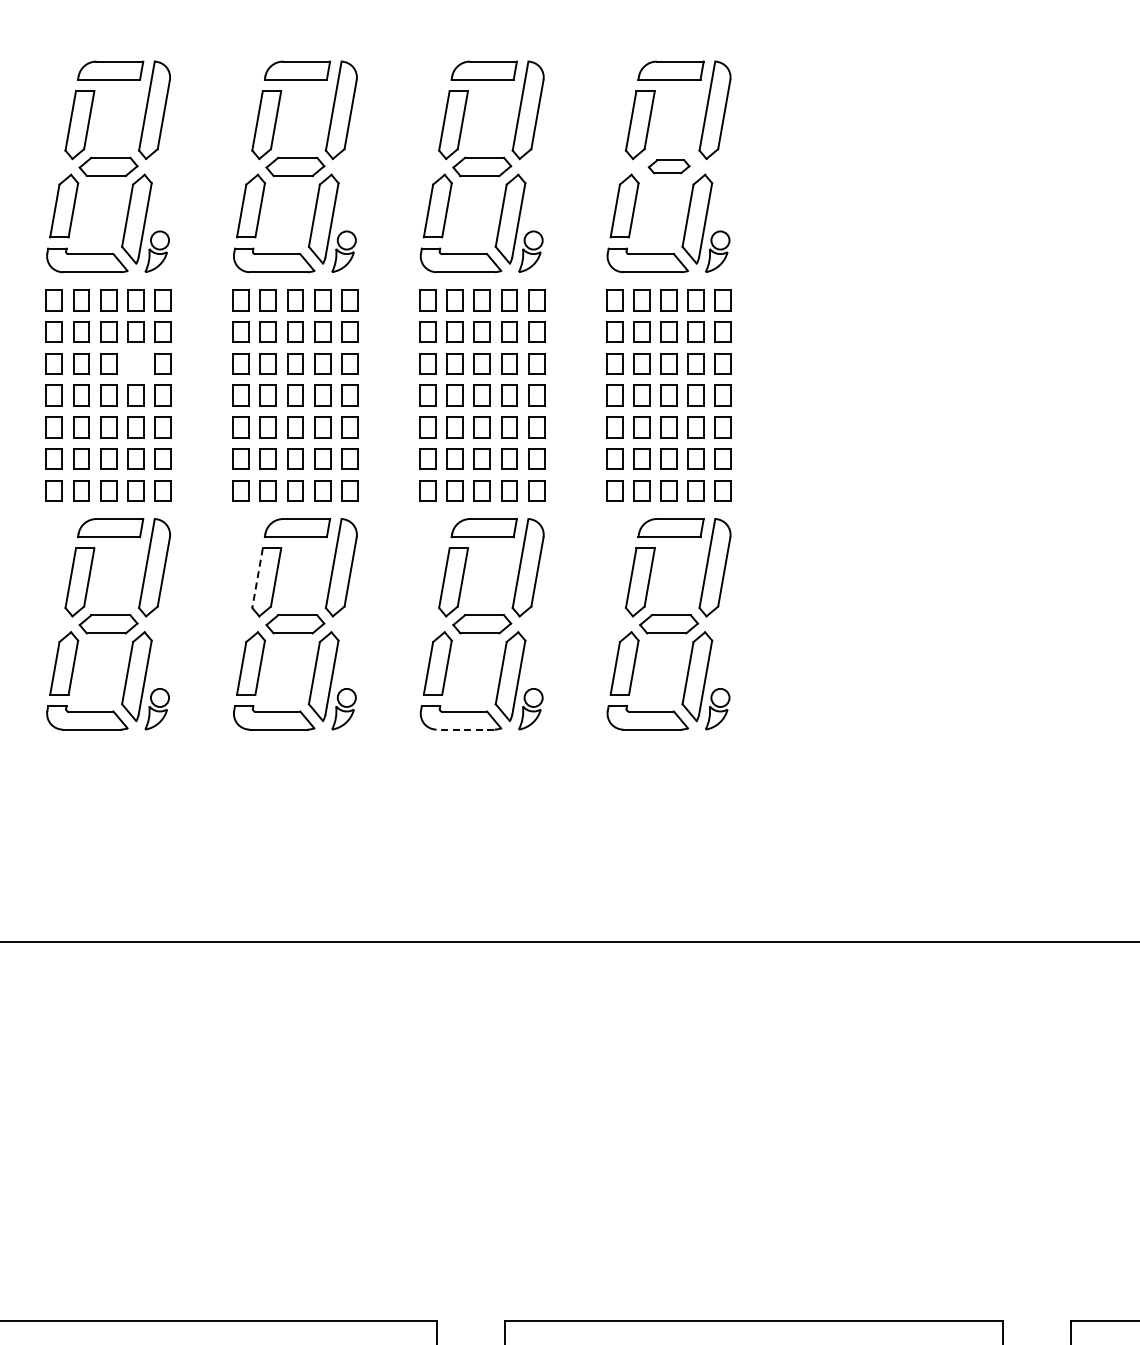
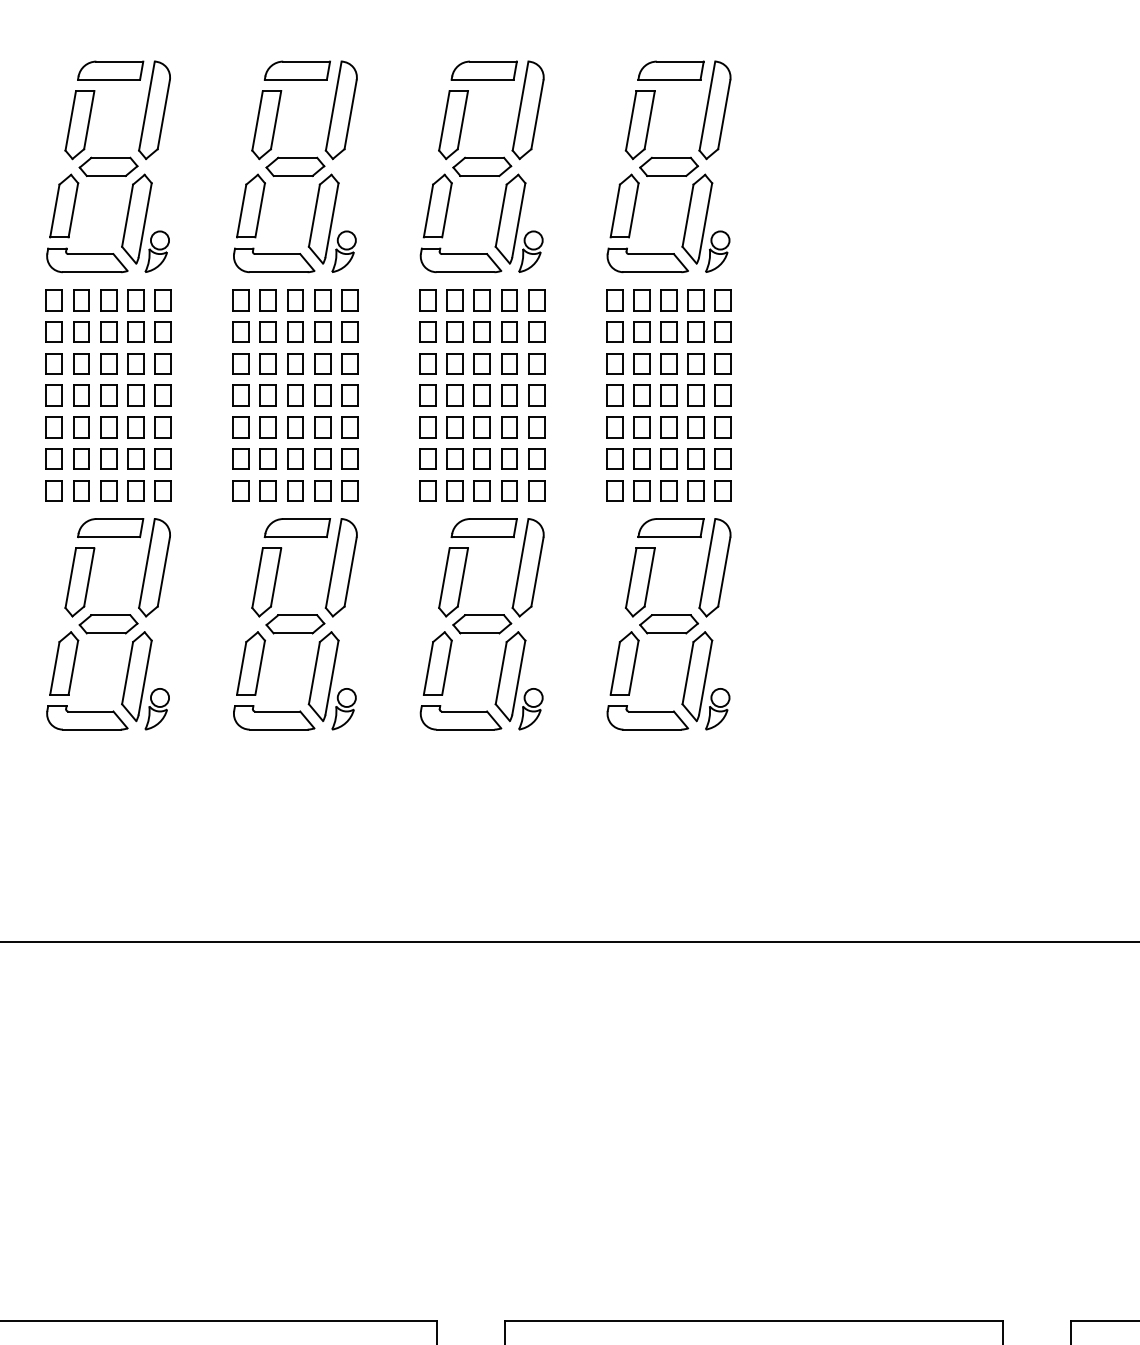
part size: 44x16 px -> 61x21 px (669, 166)
part: none -> present (135, 363)
line: dashed -> solid (257, 578)
line: dashed -> solid (465, 729)
